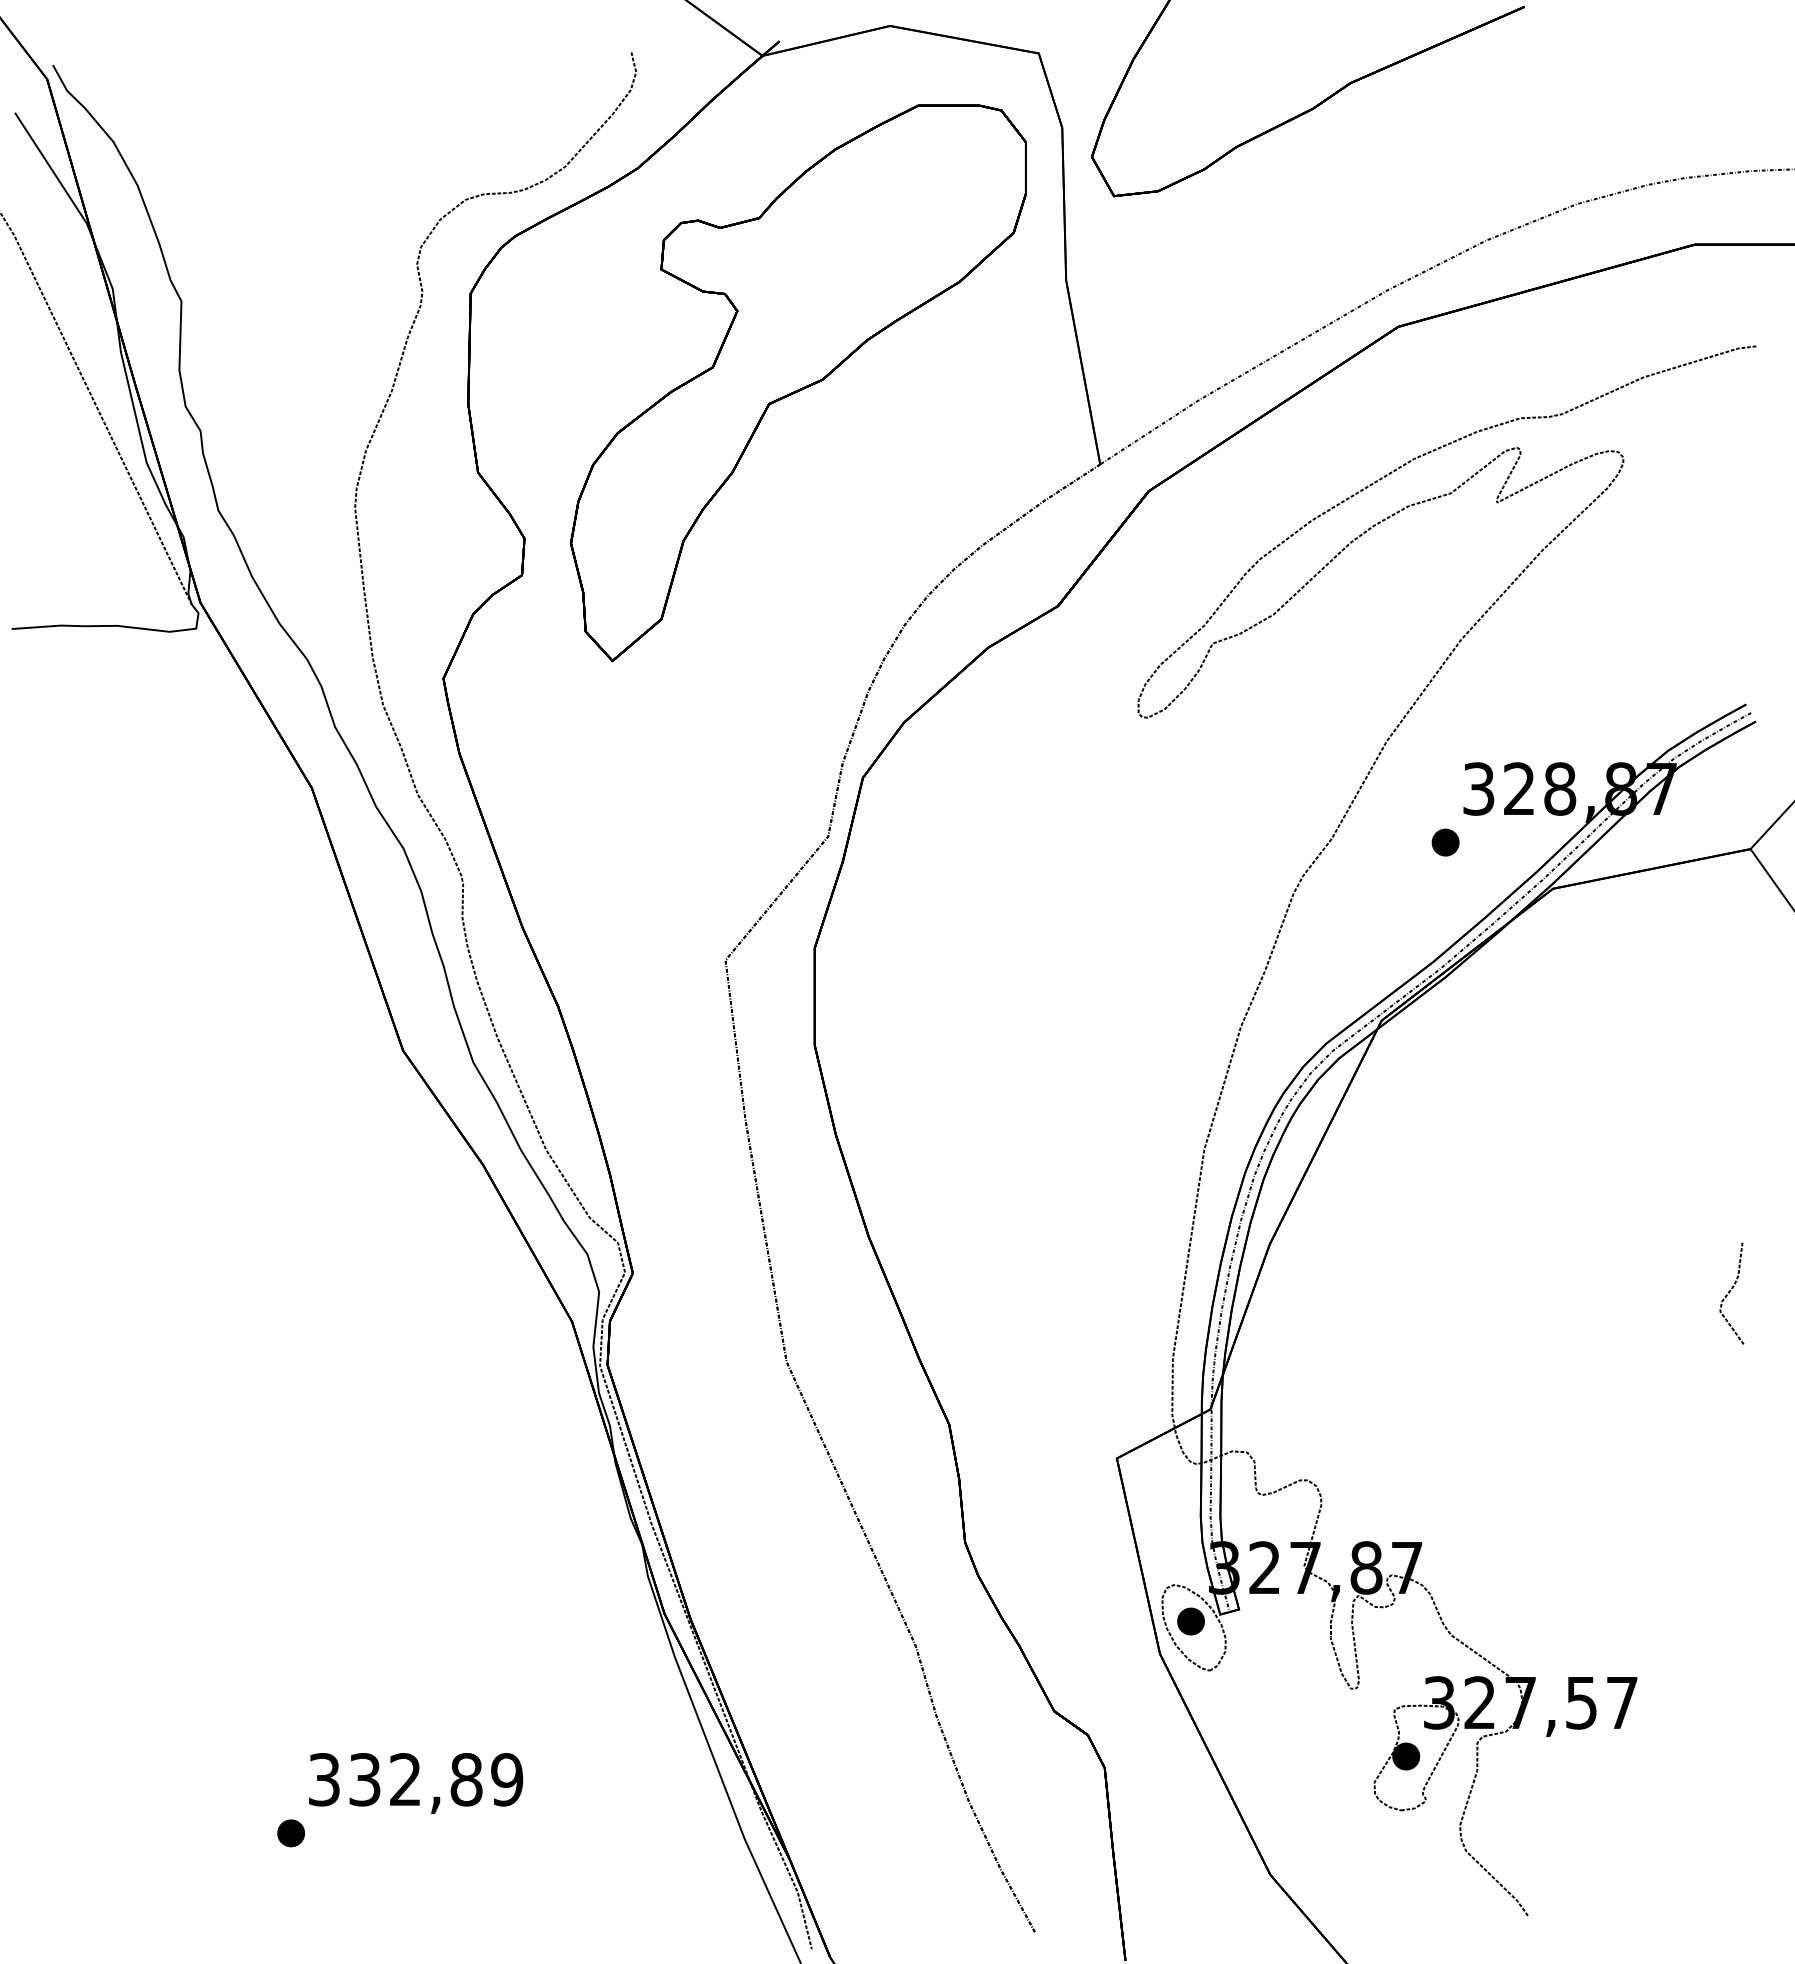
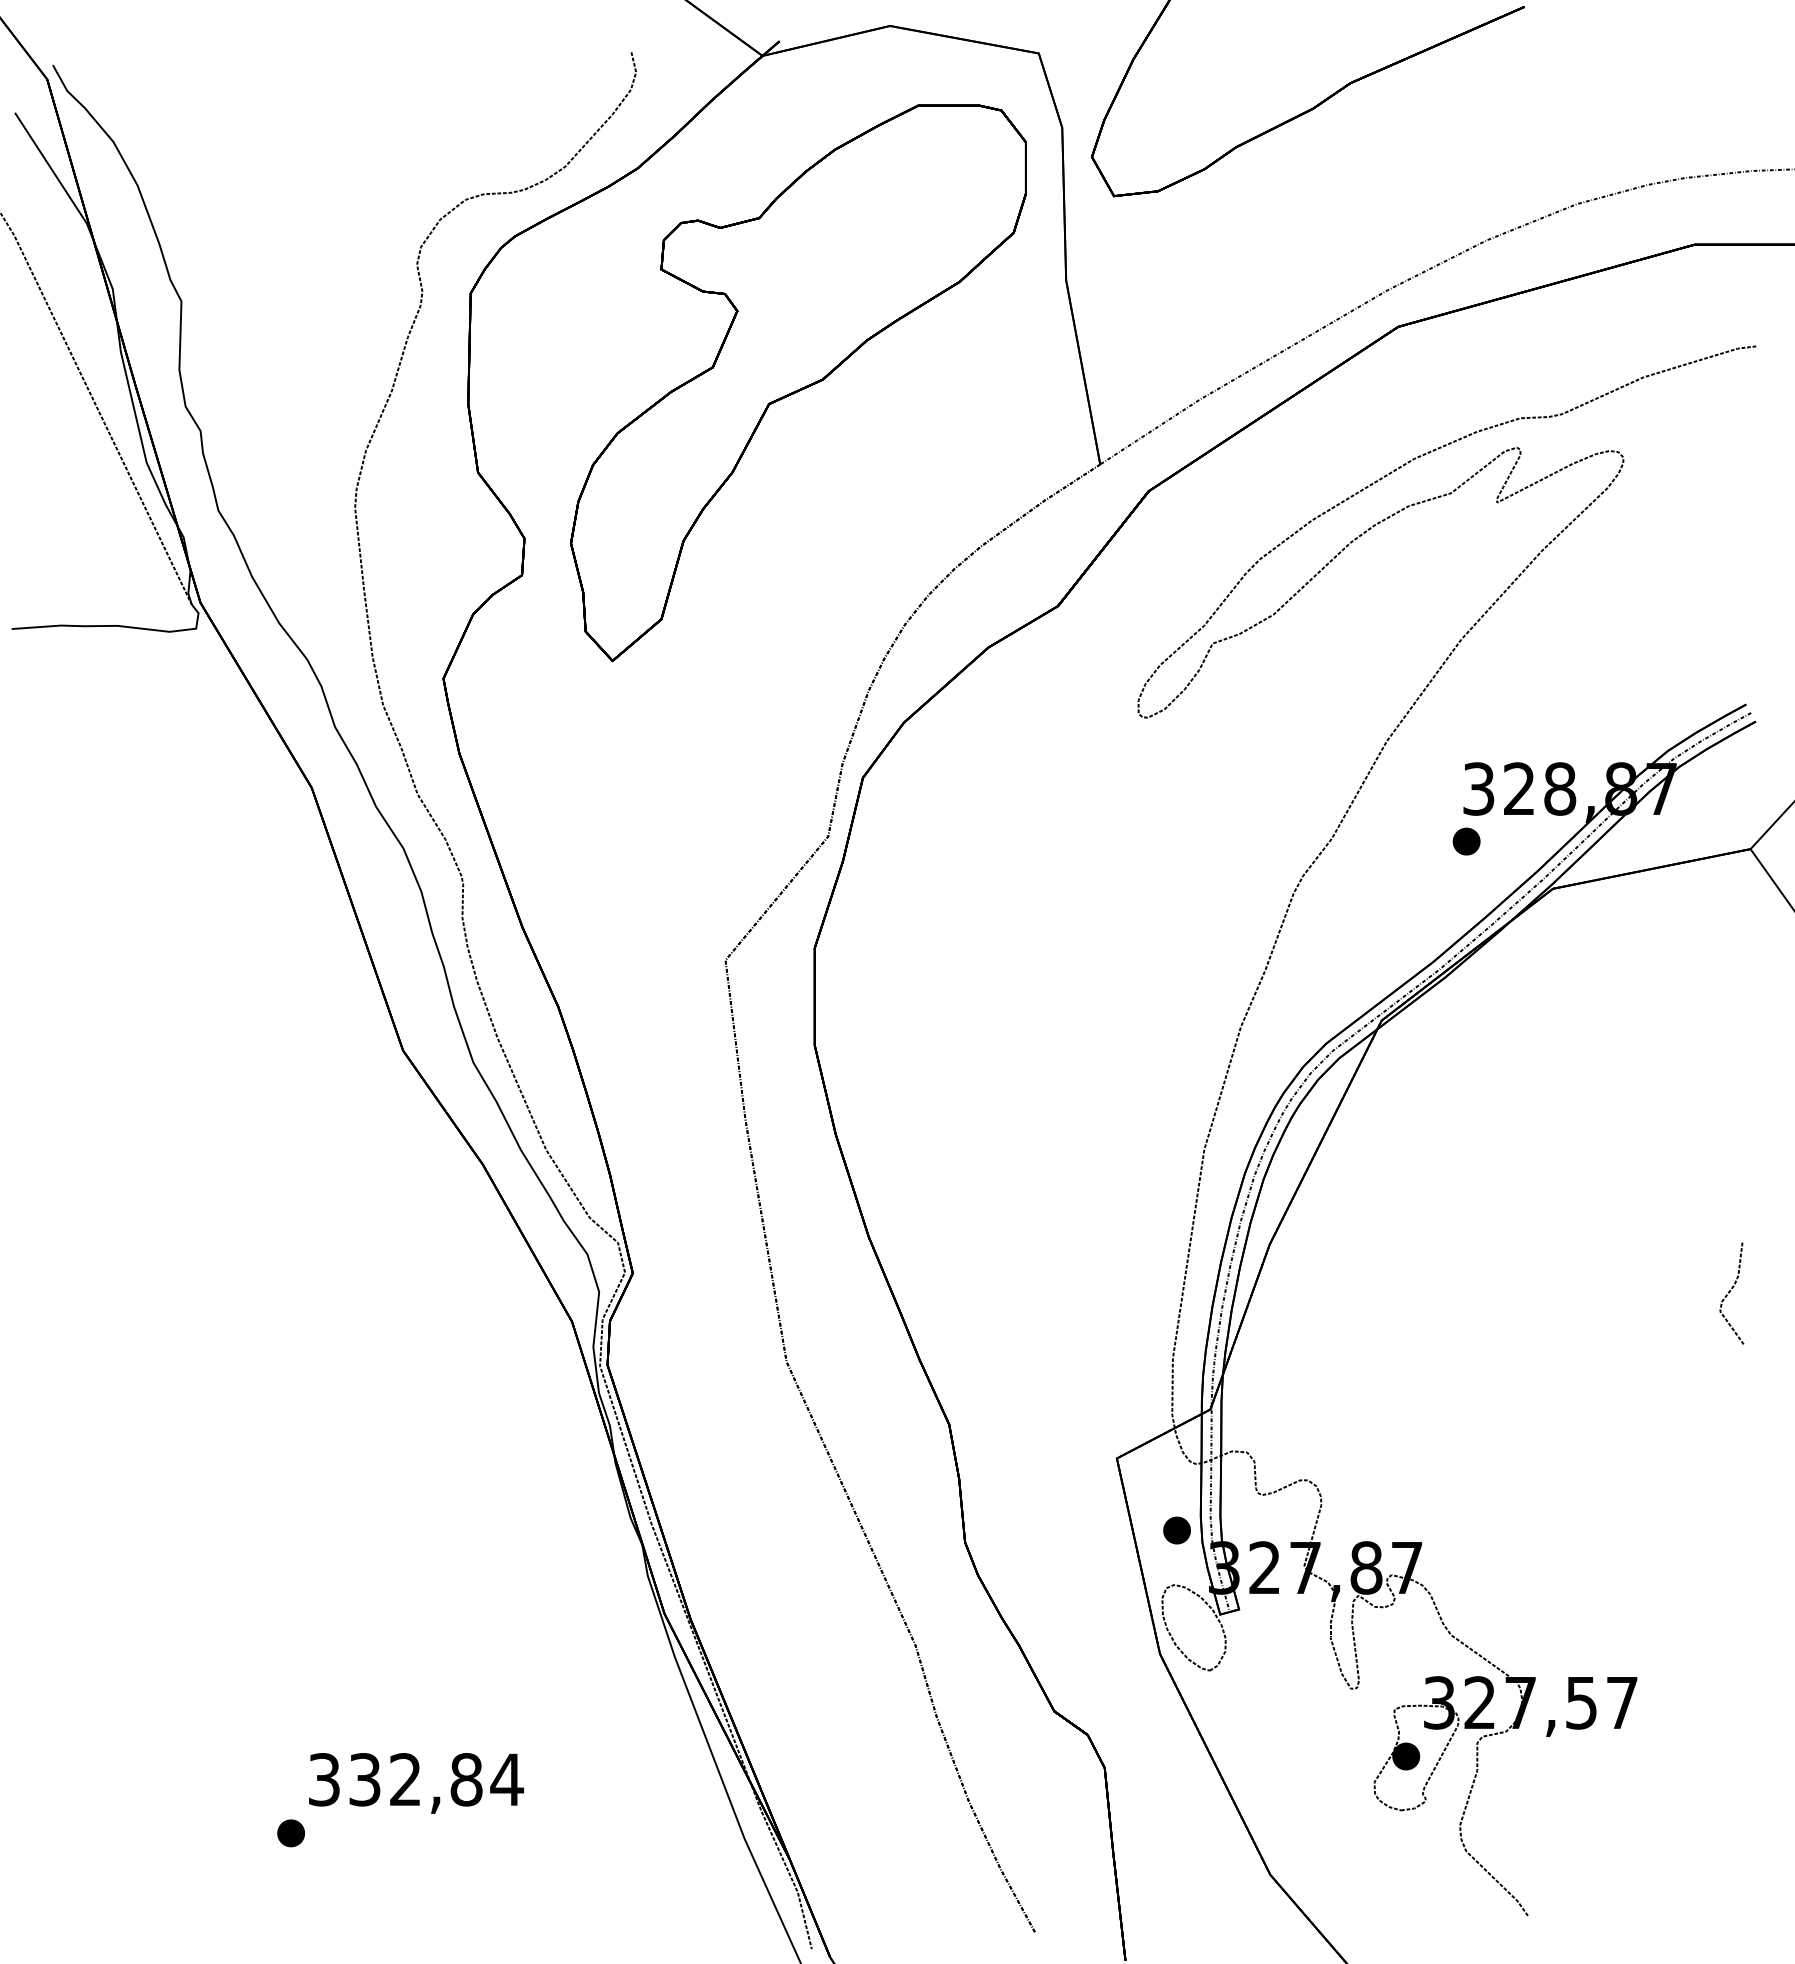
part position: (1445, 842) -> (1466, 841) (1466, 841)
part position: (1190, 1621) -> (1176, 1530) (1176, 1530)
text: 332,89 -> 332,84 (507, 1779)
